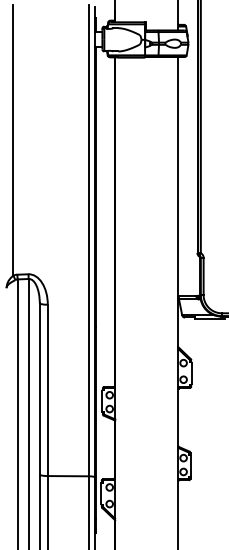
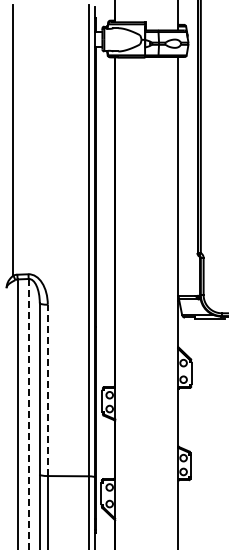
line: solid -> dashed (47, 390)
line: solid -> dashed (28, 414)
